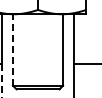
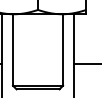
line: dashed -> solid (13, 50)
line: dashed -> solid (2, 81)
